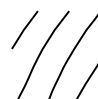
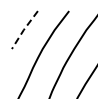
line: solid -> dashed (23, 30)
